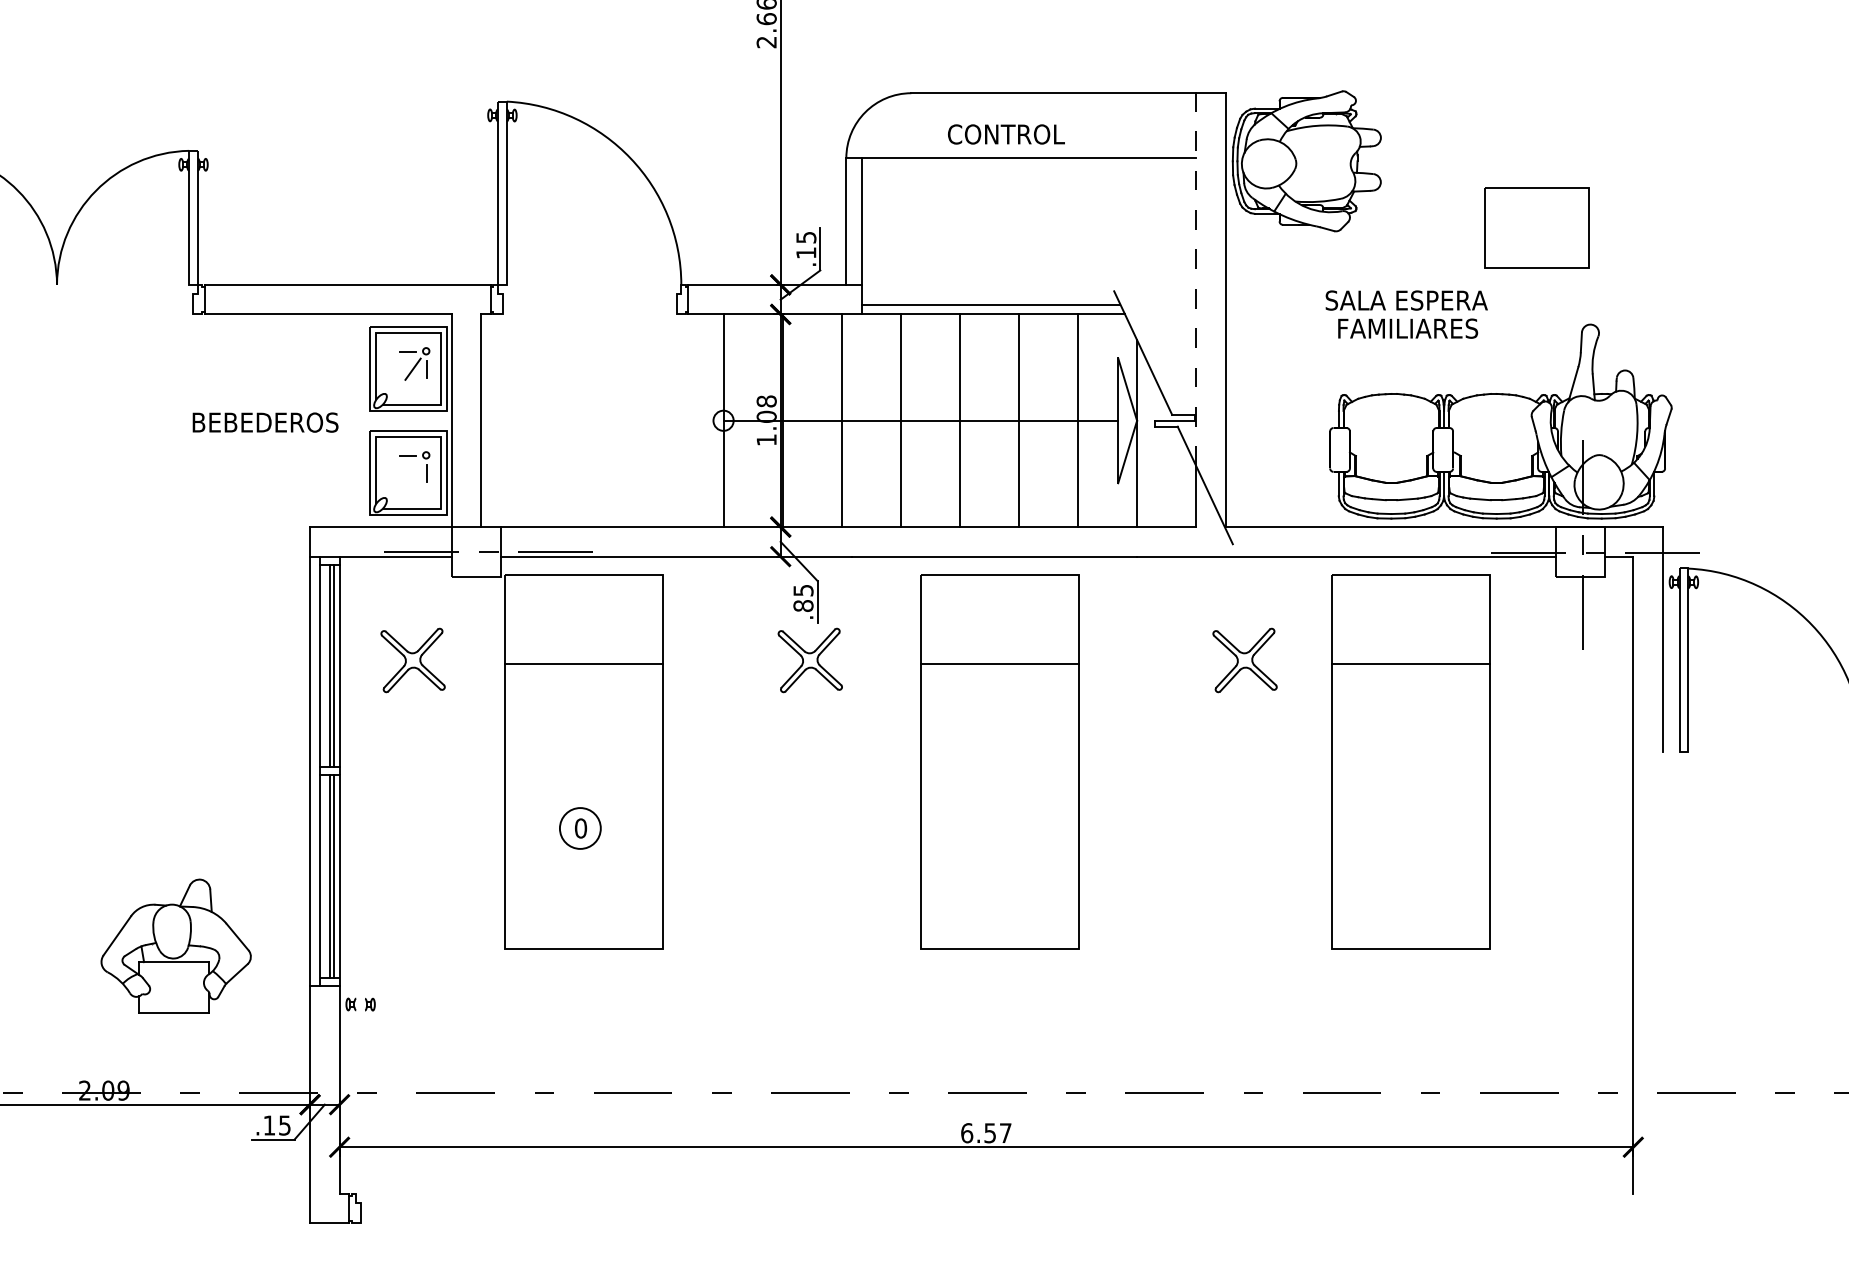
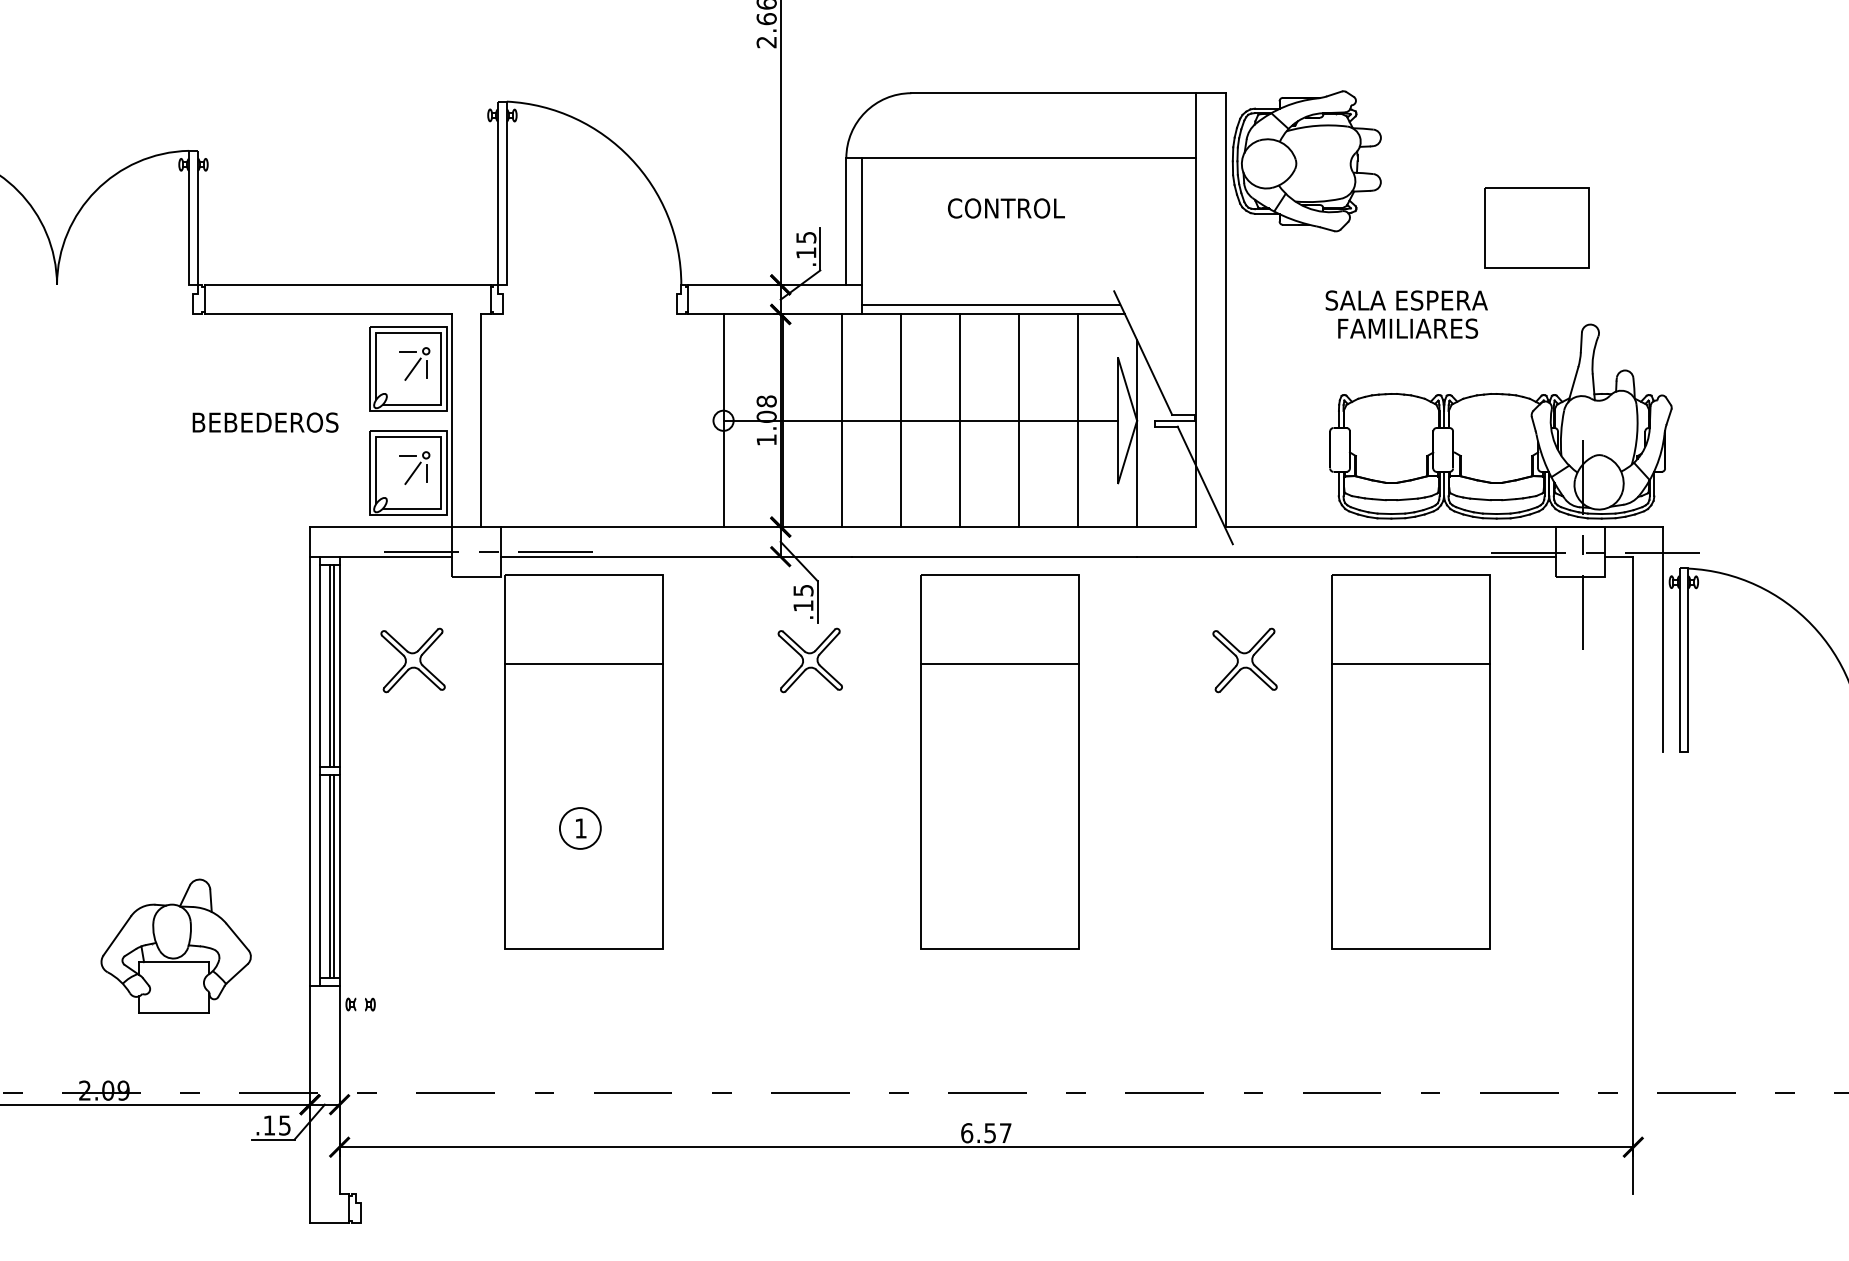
text position: (1006, 134) -> (1006, 208) (1006, 208)
line: dashed -> solid (1196, 279)
line: none -> present (412, 472)
text: .85 -> .15 (803, 605)
text: 0 -> 1 (581, 828)
